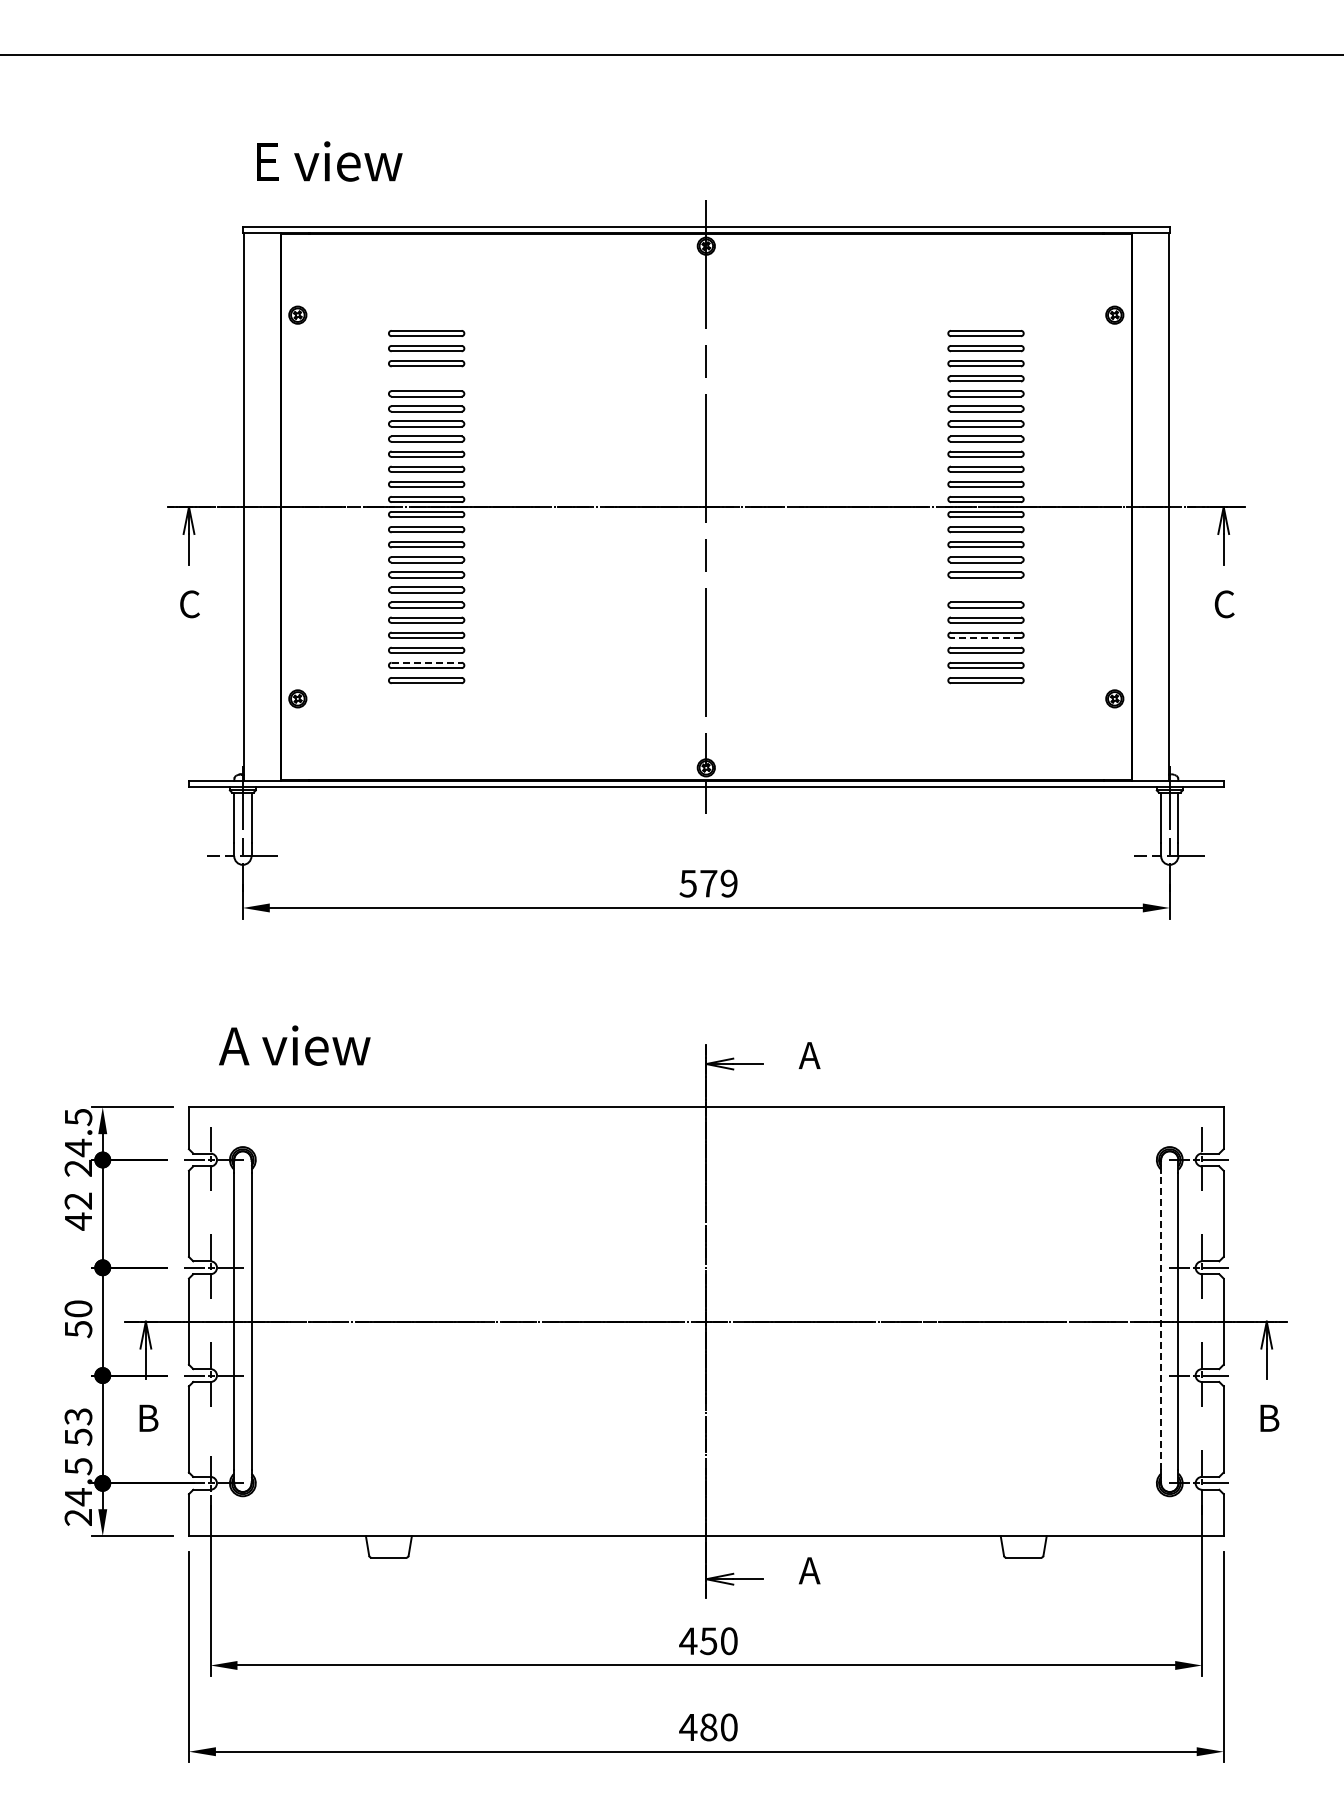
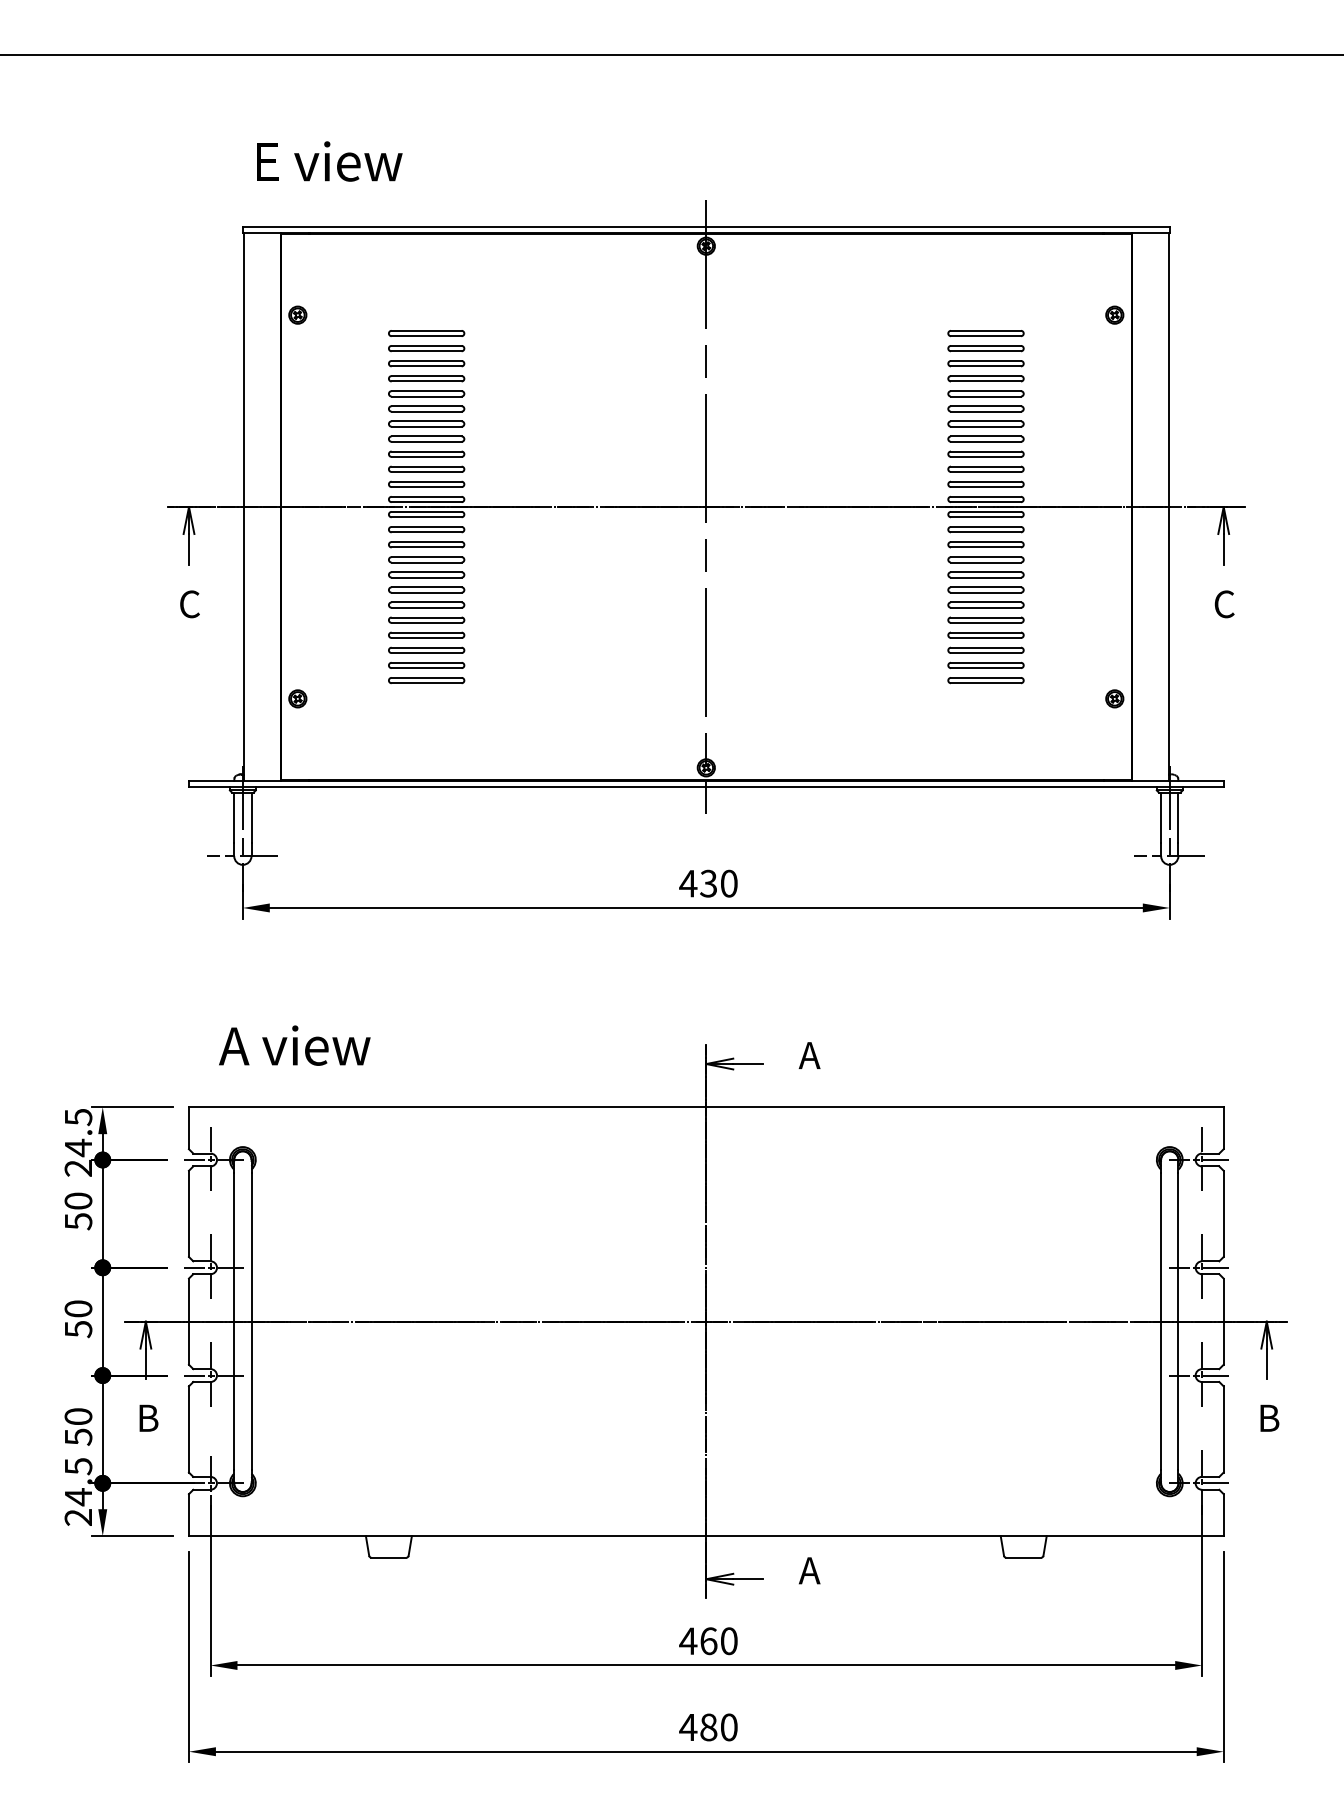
part: none -> present (426, 378)
part: none -> present (985, 589)
line: dashed -> solid (985, 637)
line: dashed -> solid (427, 662)
text: 579 -> 430 (708, 883)
text: 42 -> 50 (78, 1211)
line: dashed -> solid (1161, 1321)
text: 53 -> 50 (78, 1416)
text: 450 -> 460 (708, 1641)
